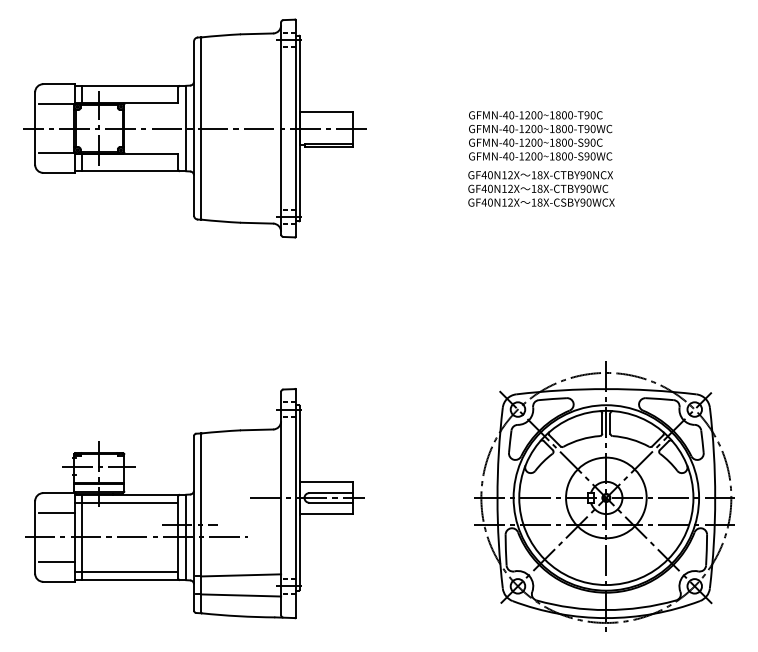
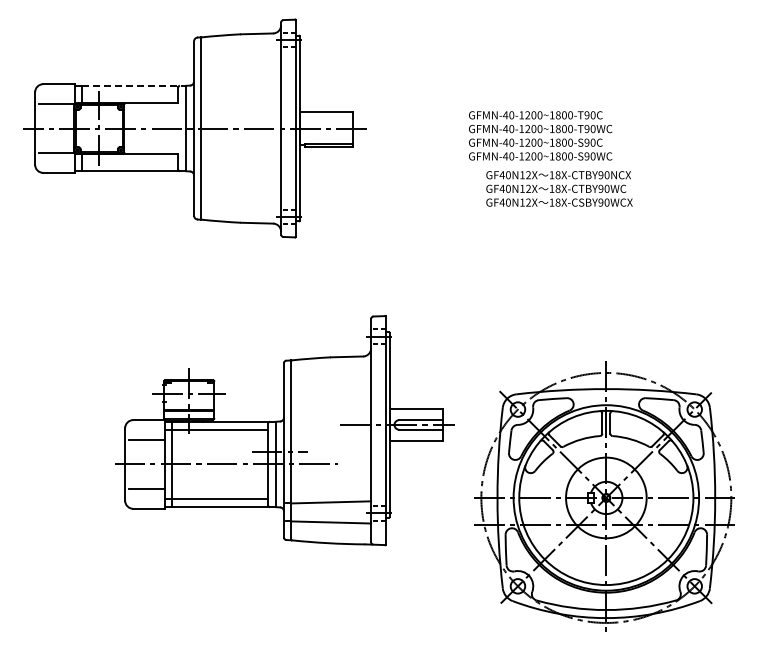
line: solid -> dashed (134, 85)
text position: (541, 188) -> (559, 188) (559, 188)
part position: (194, 503) -> (284, 430) (284, 430)
